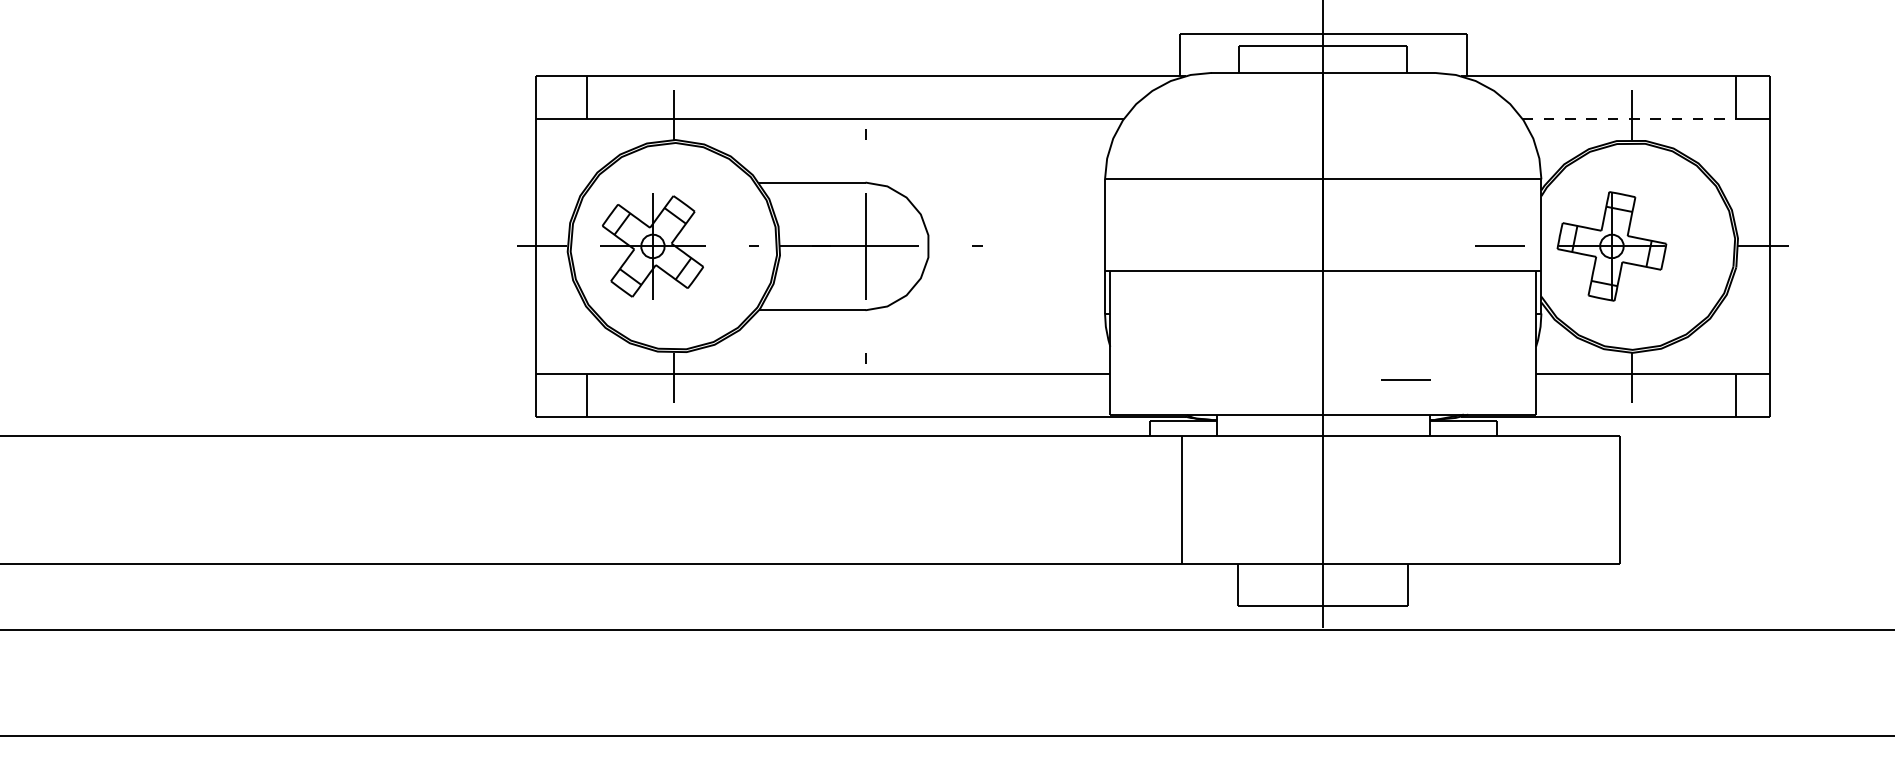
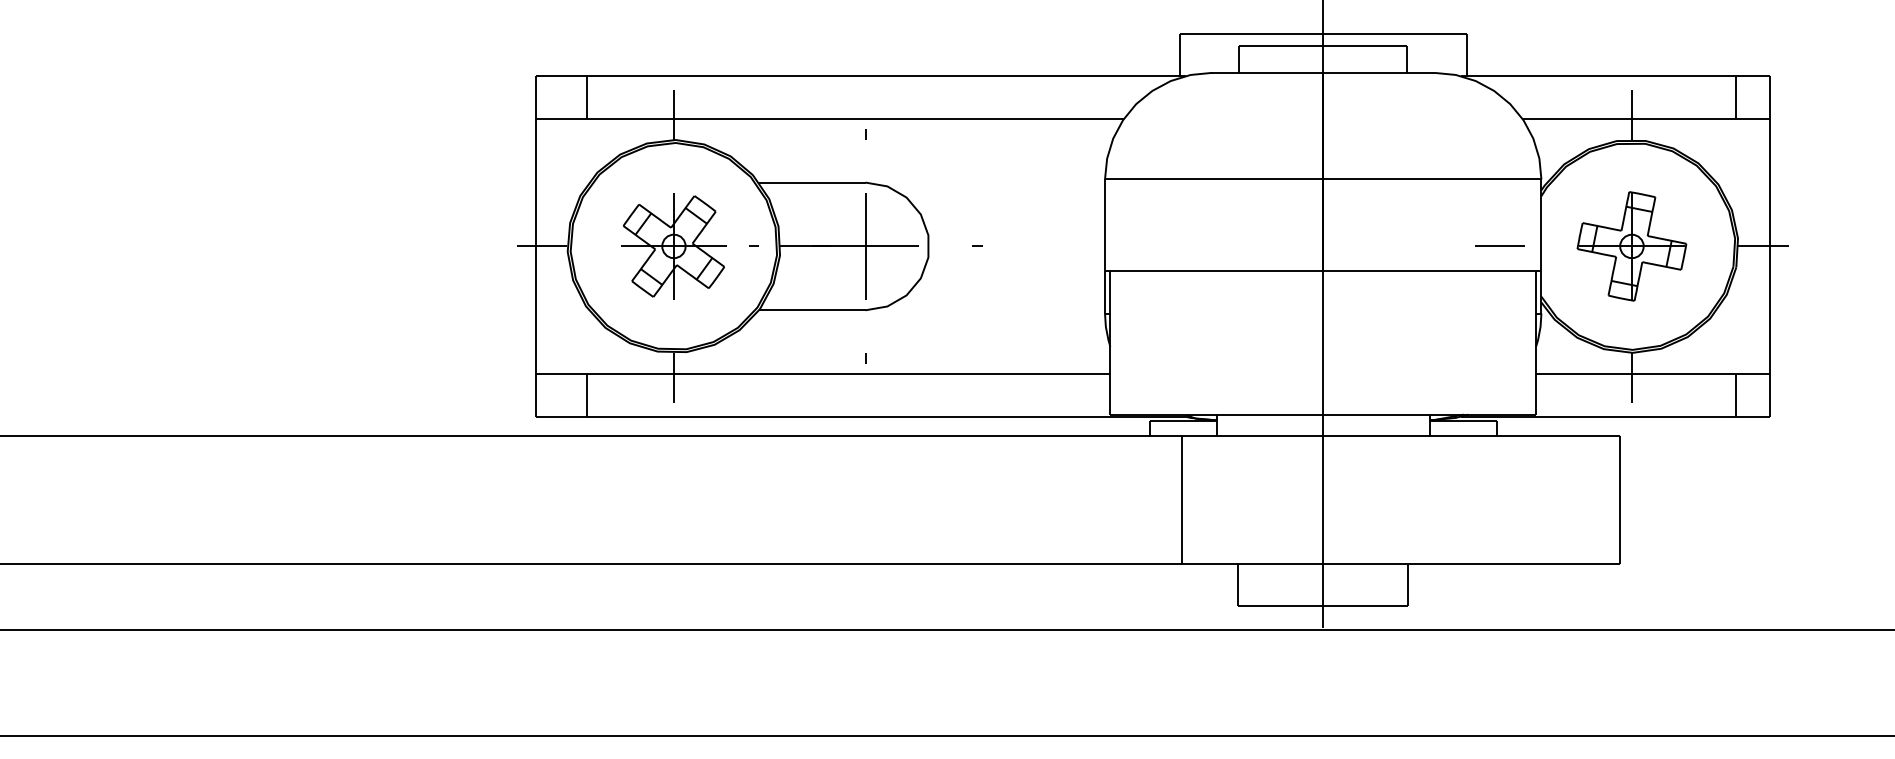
line: dashed -> solid (1629, 118)
part position: (652, 246) -> (673, 246) (673, 246)
part position: (1611, 246) -> (1631, 246) (1631, 246)
line: present -> none (1405, 379)
